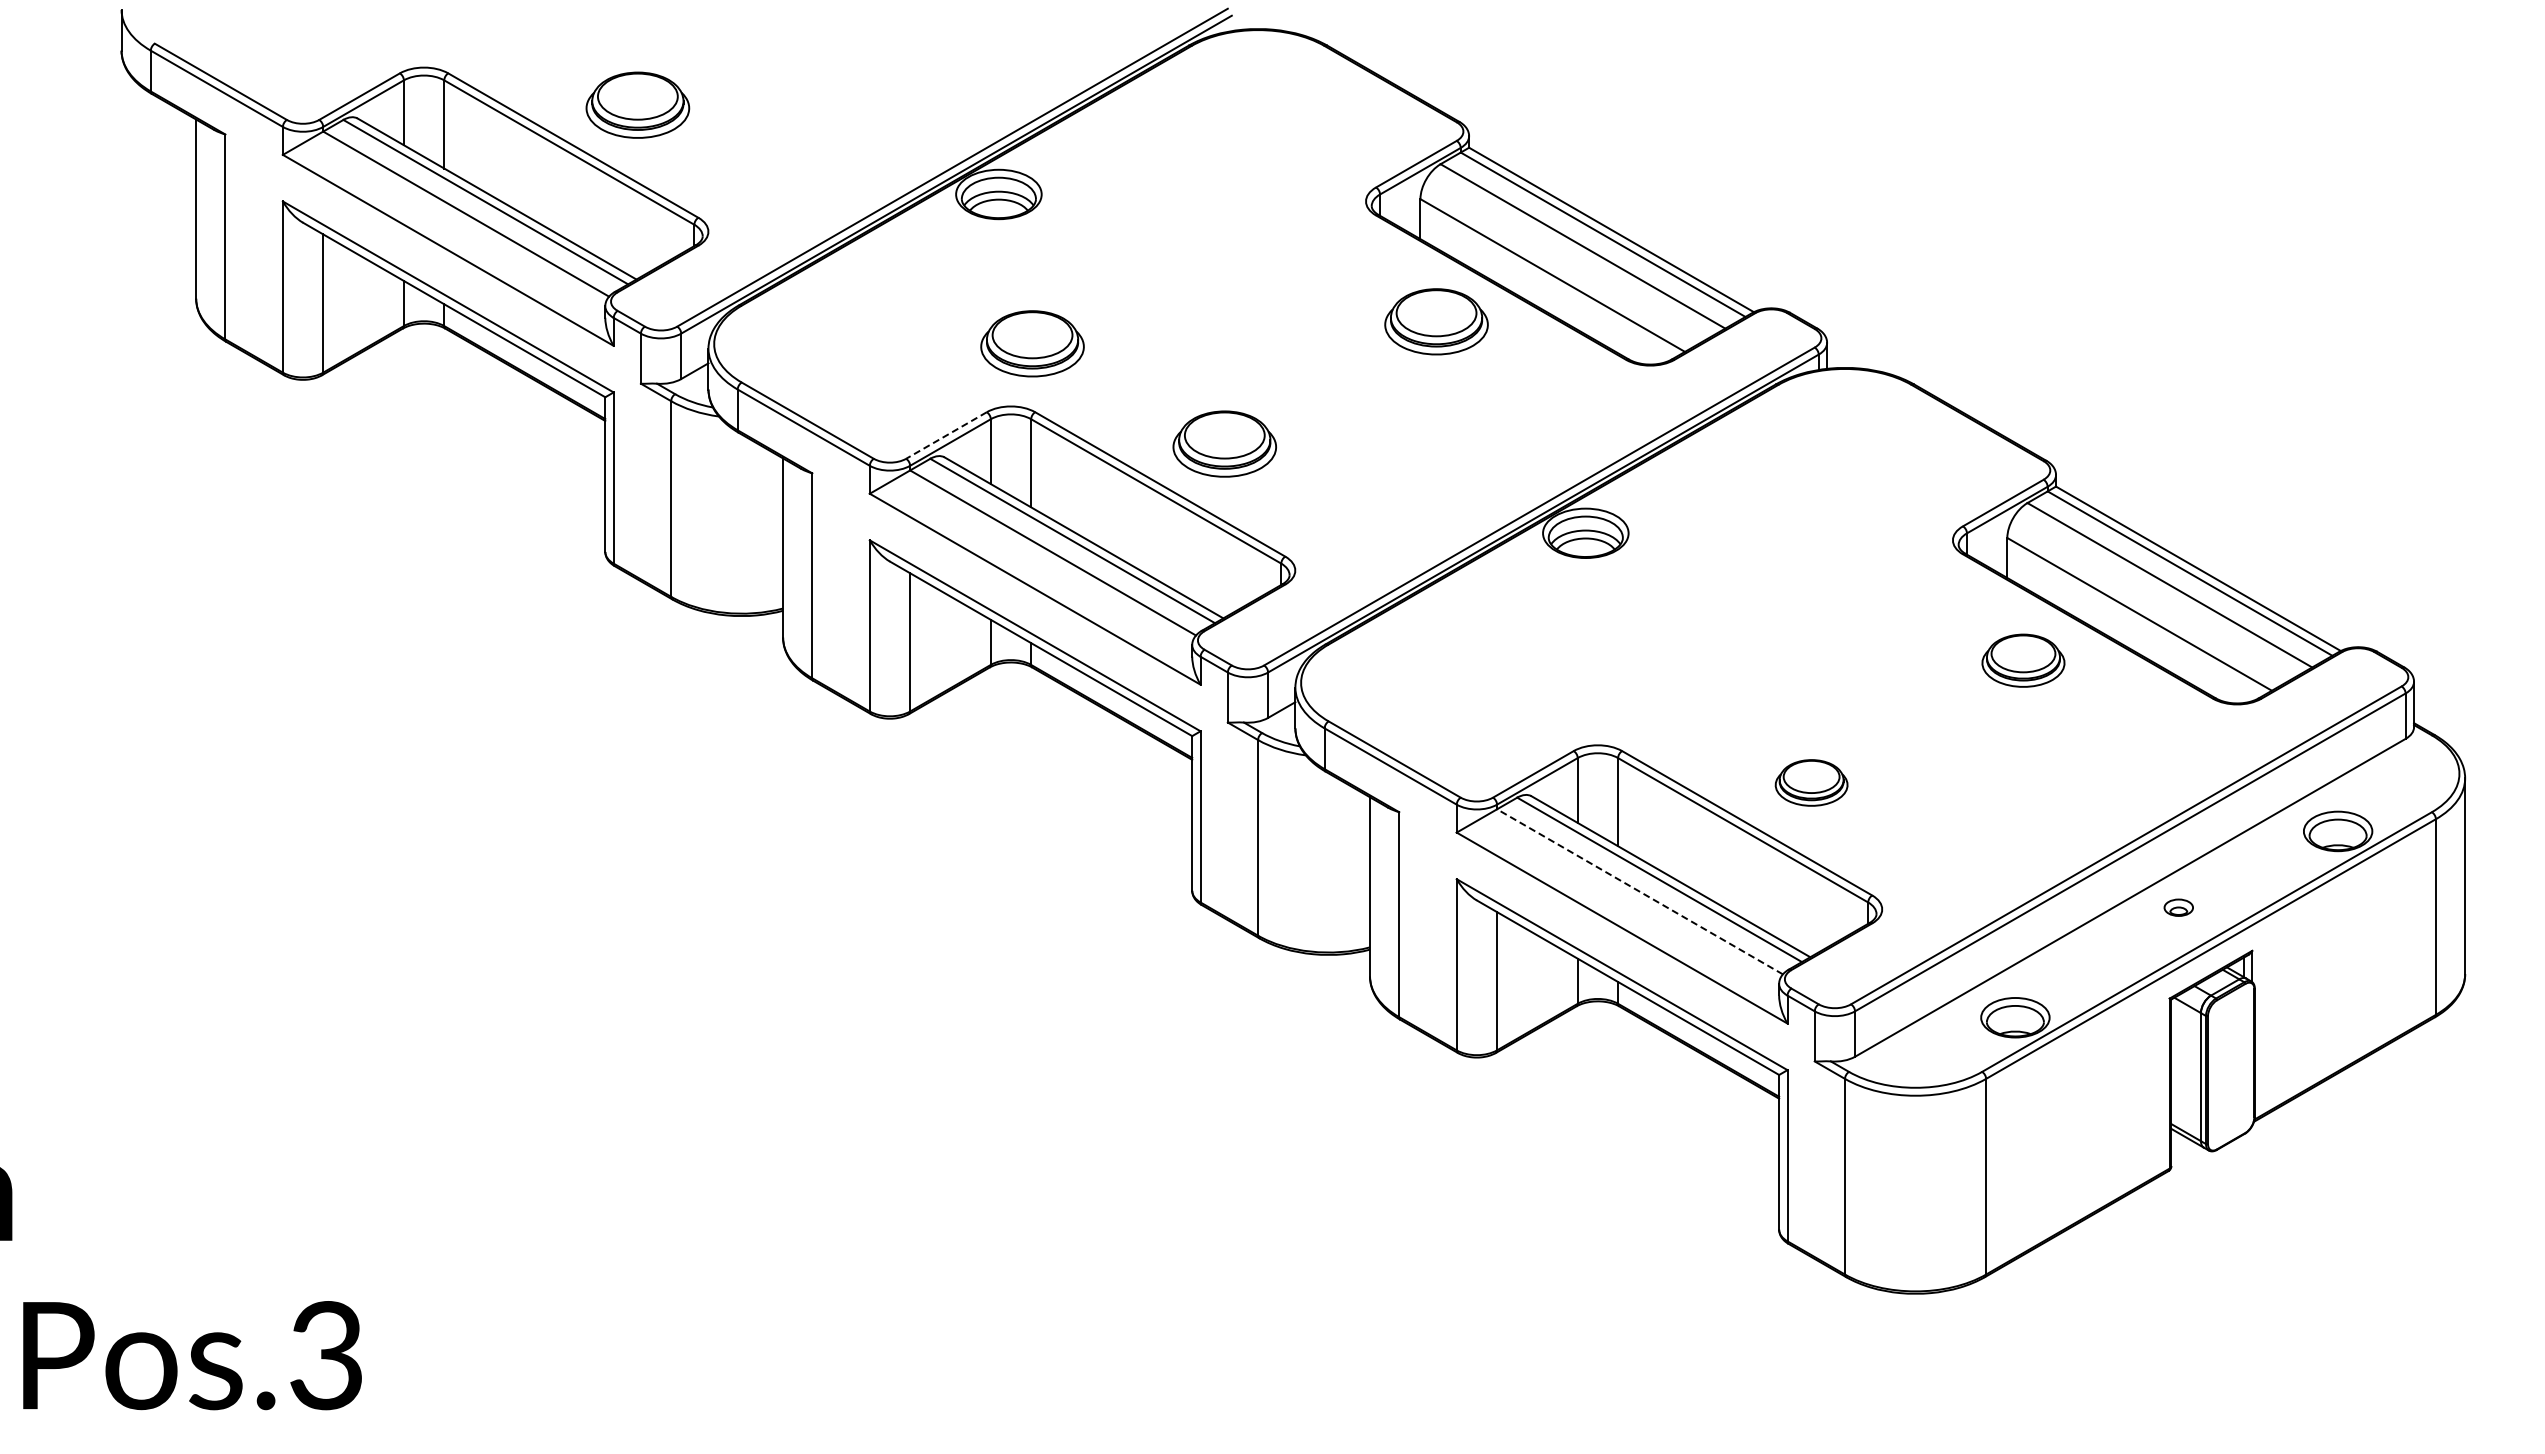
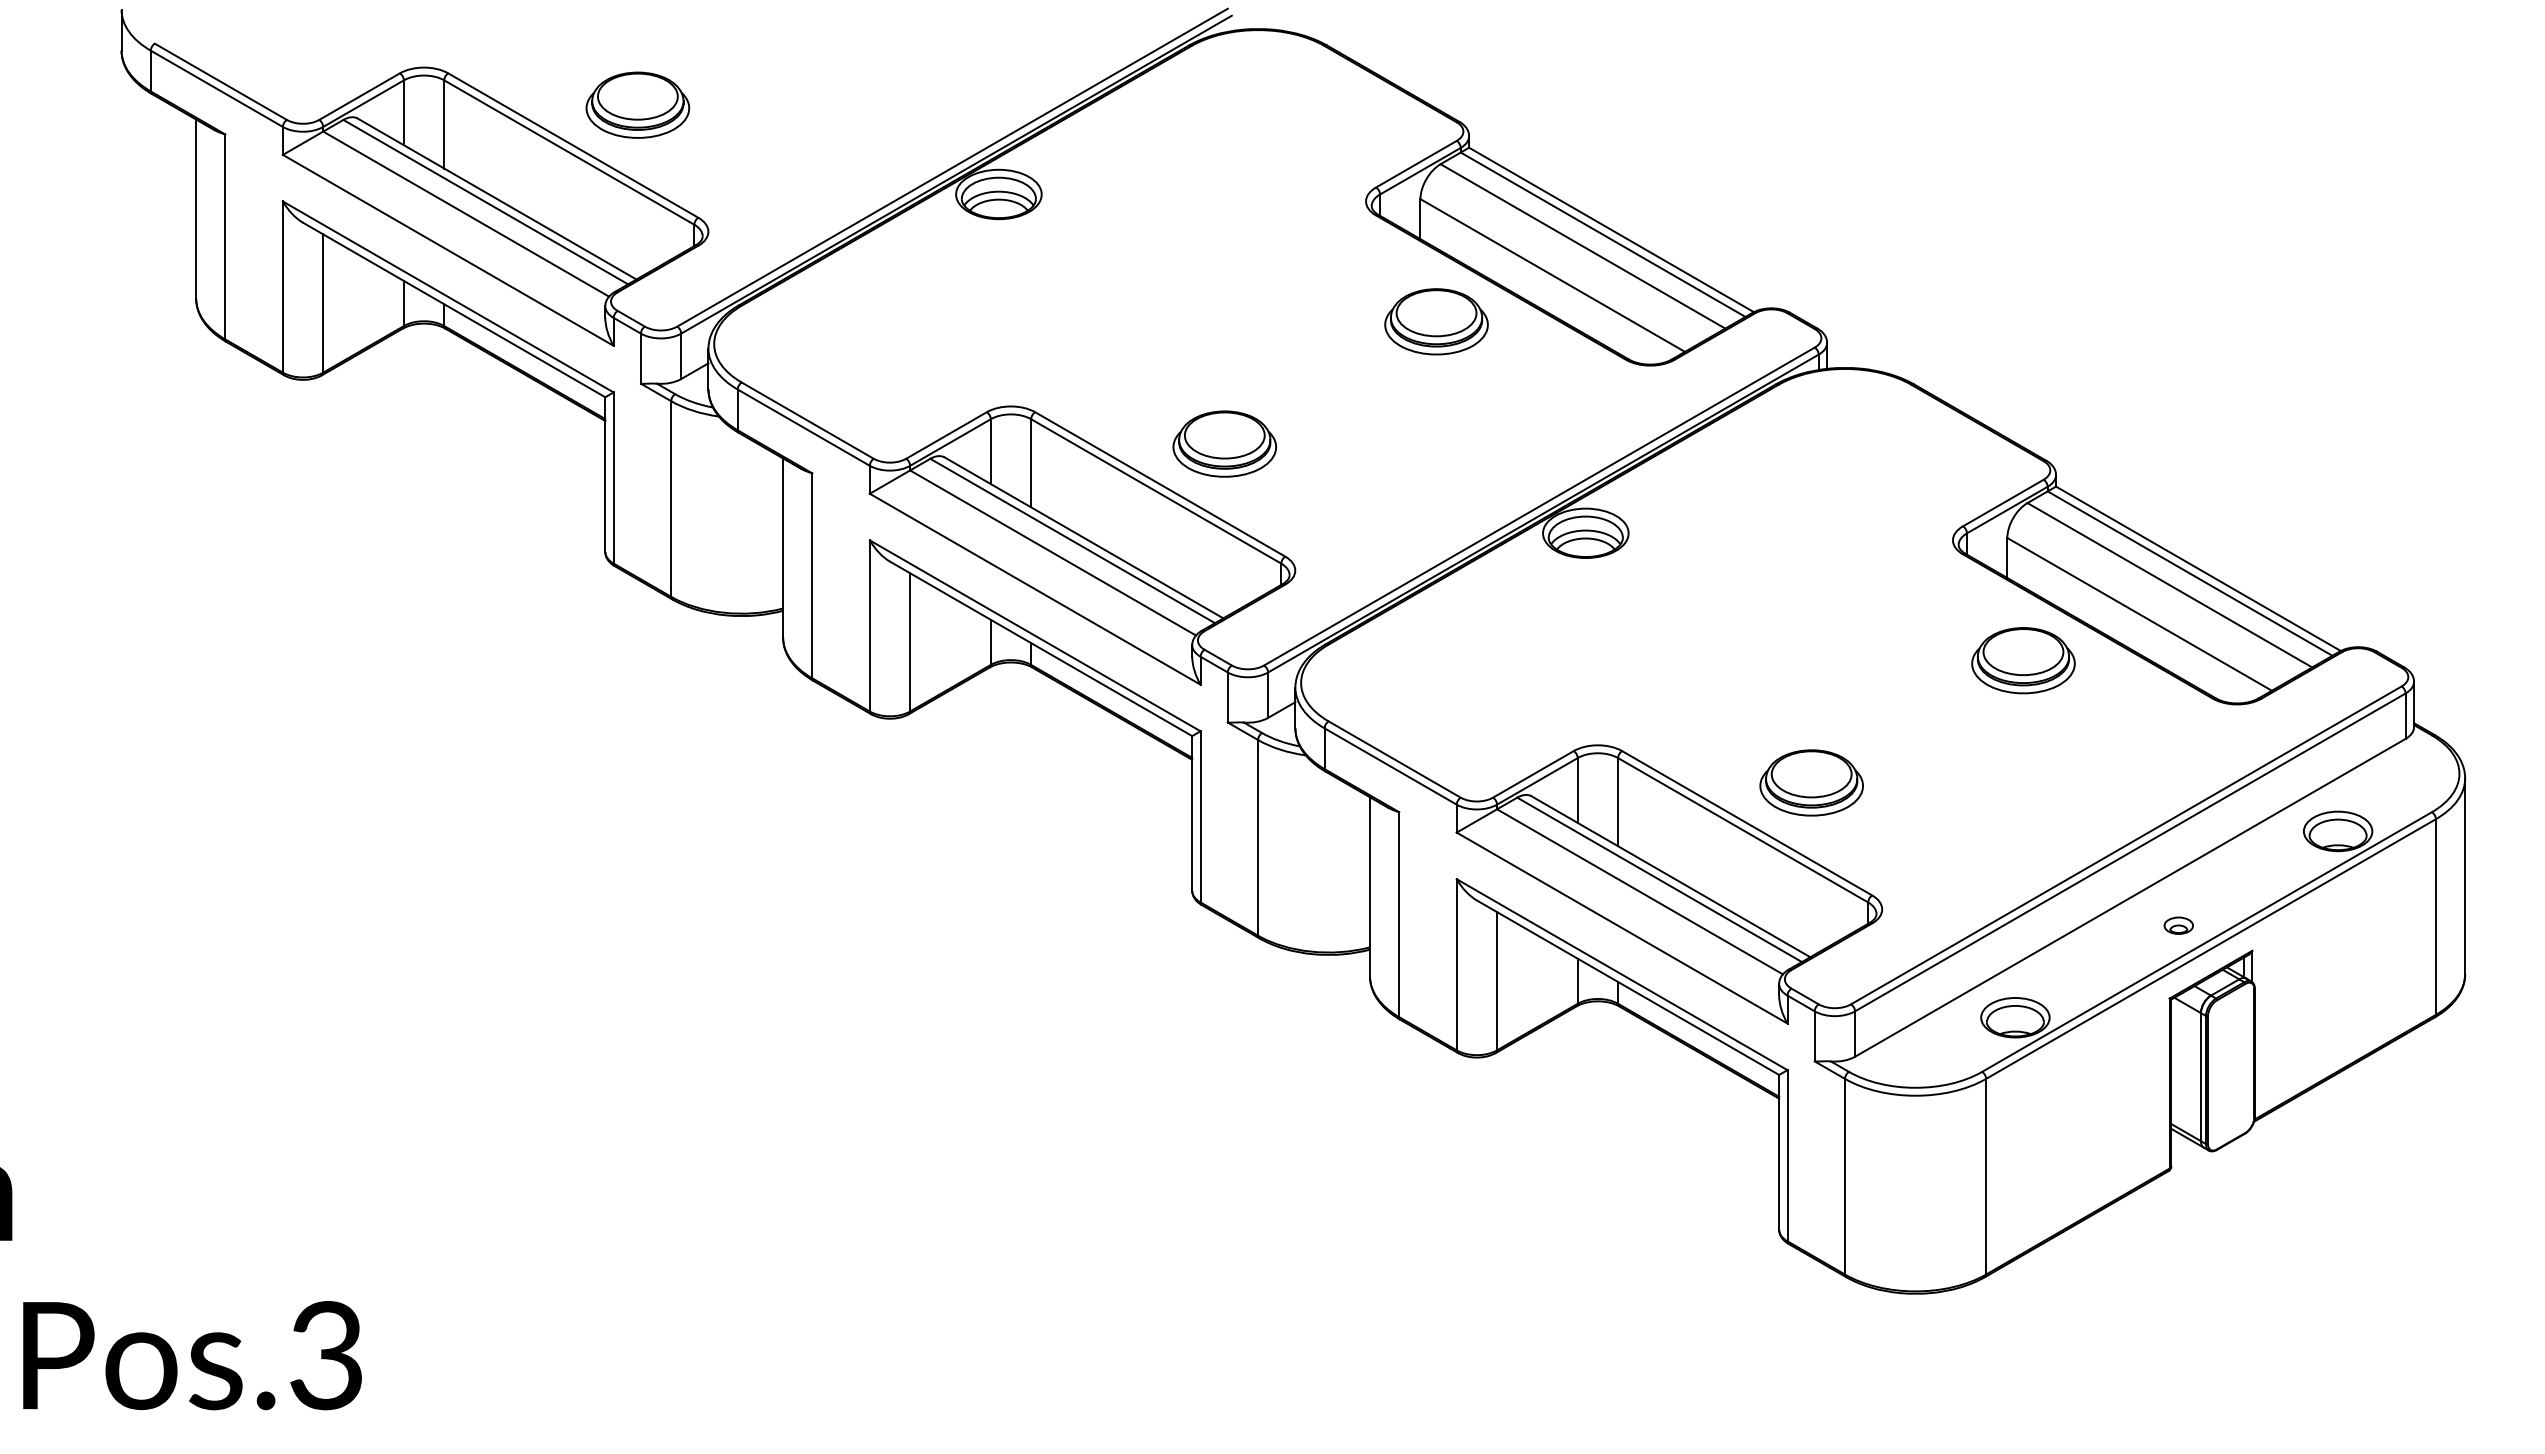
part: present -> none (1032, 343)
line: dashed -> solid (946, 435)
part size: 85x55 px -> 105x68 px (2023, 660)
part size: 75x48 px -> 105x68 px (1811, 782)
line: dashed -> solid (1639, 891)
part position: (2178, 907) -> (2178, 925) (2178, 925)
